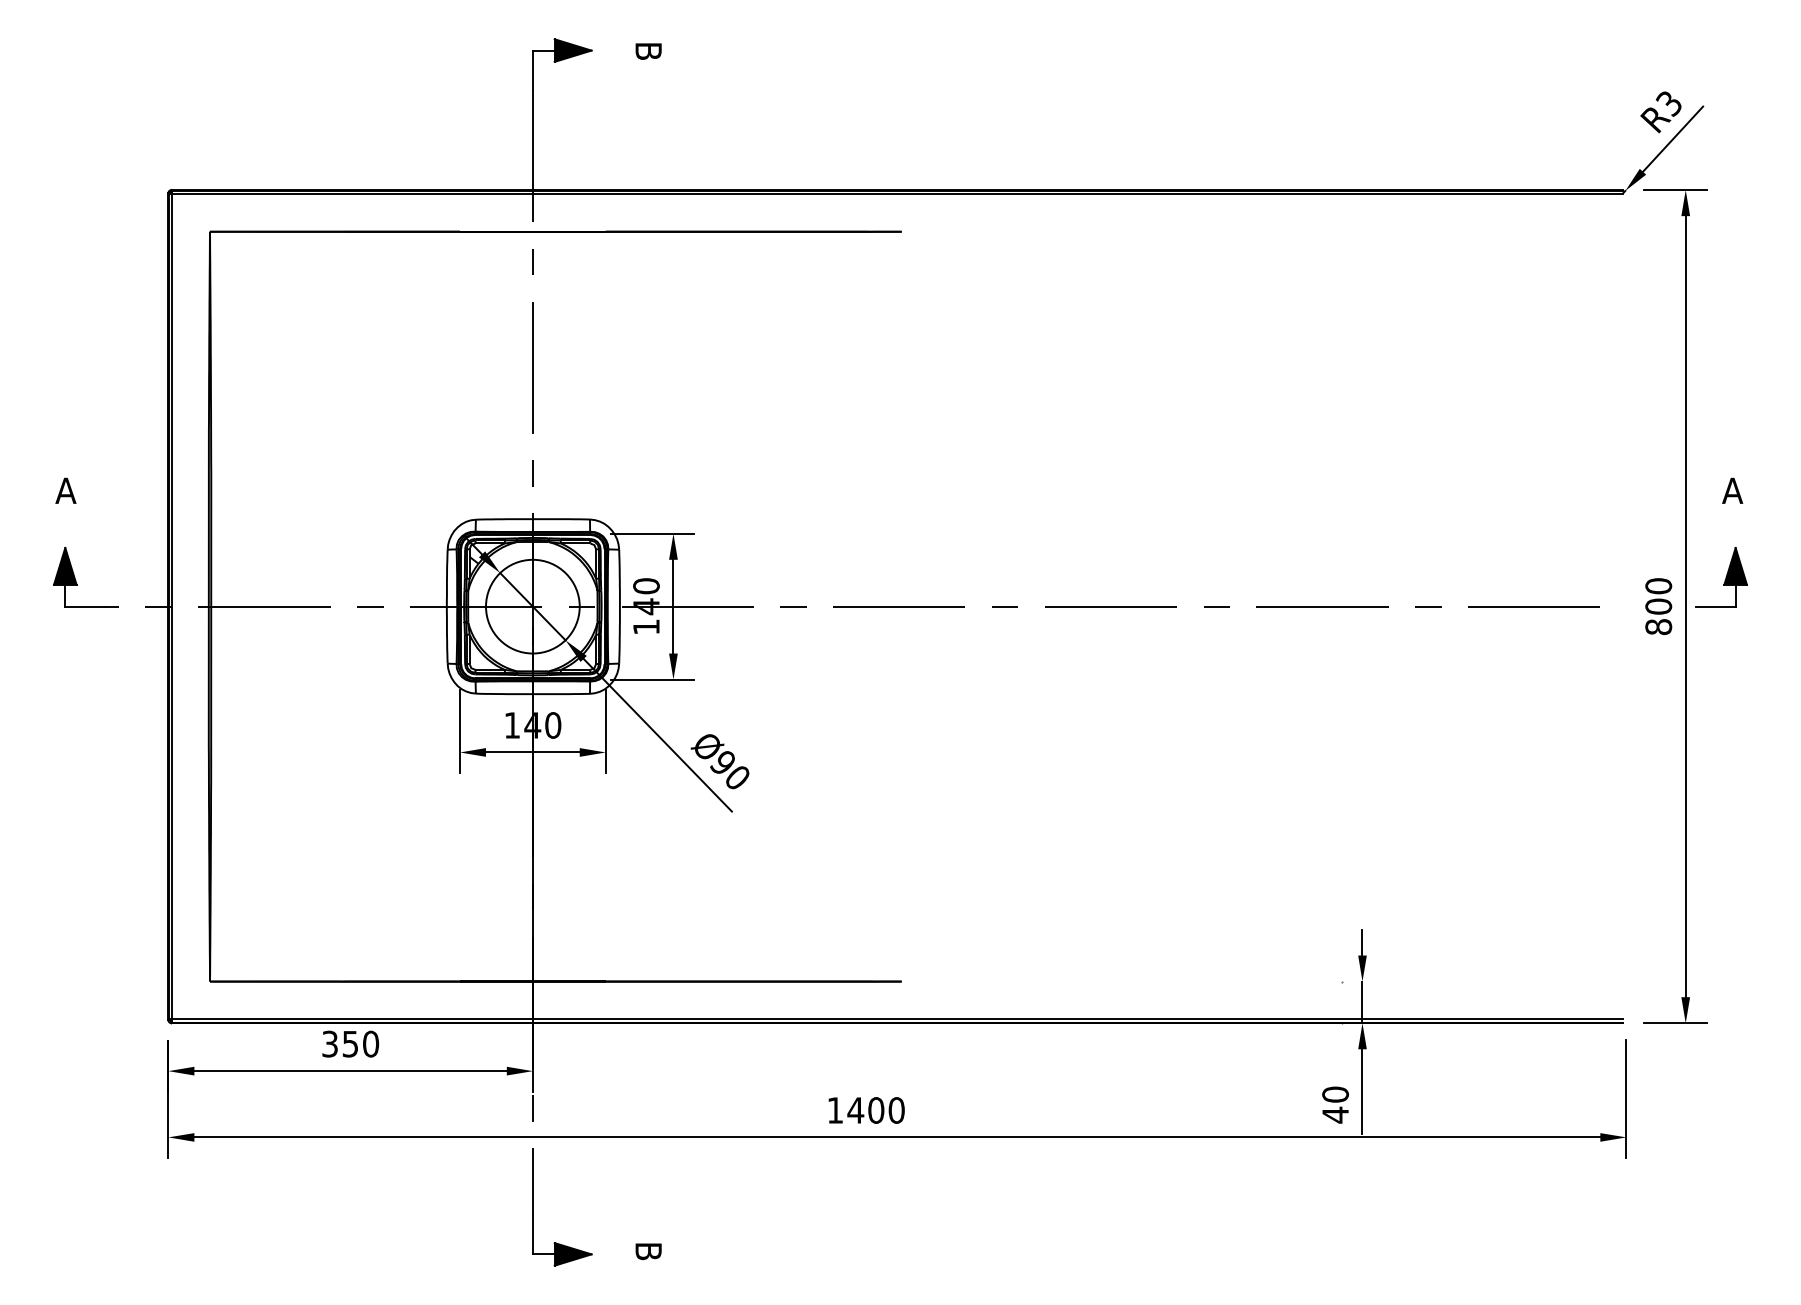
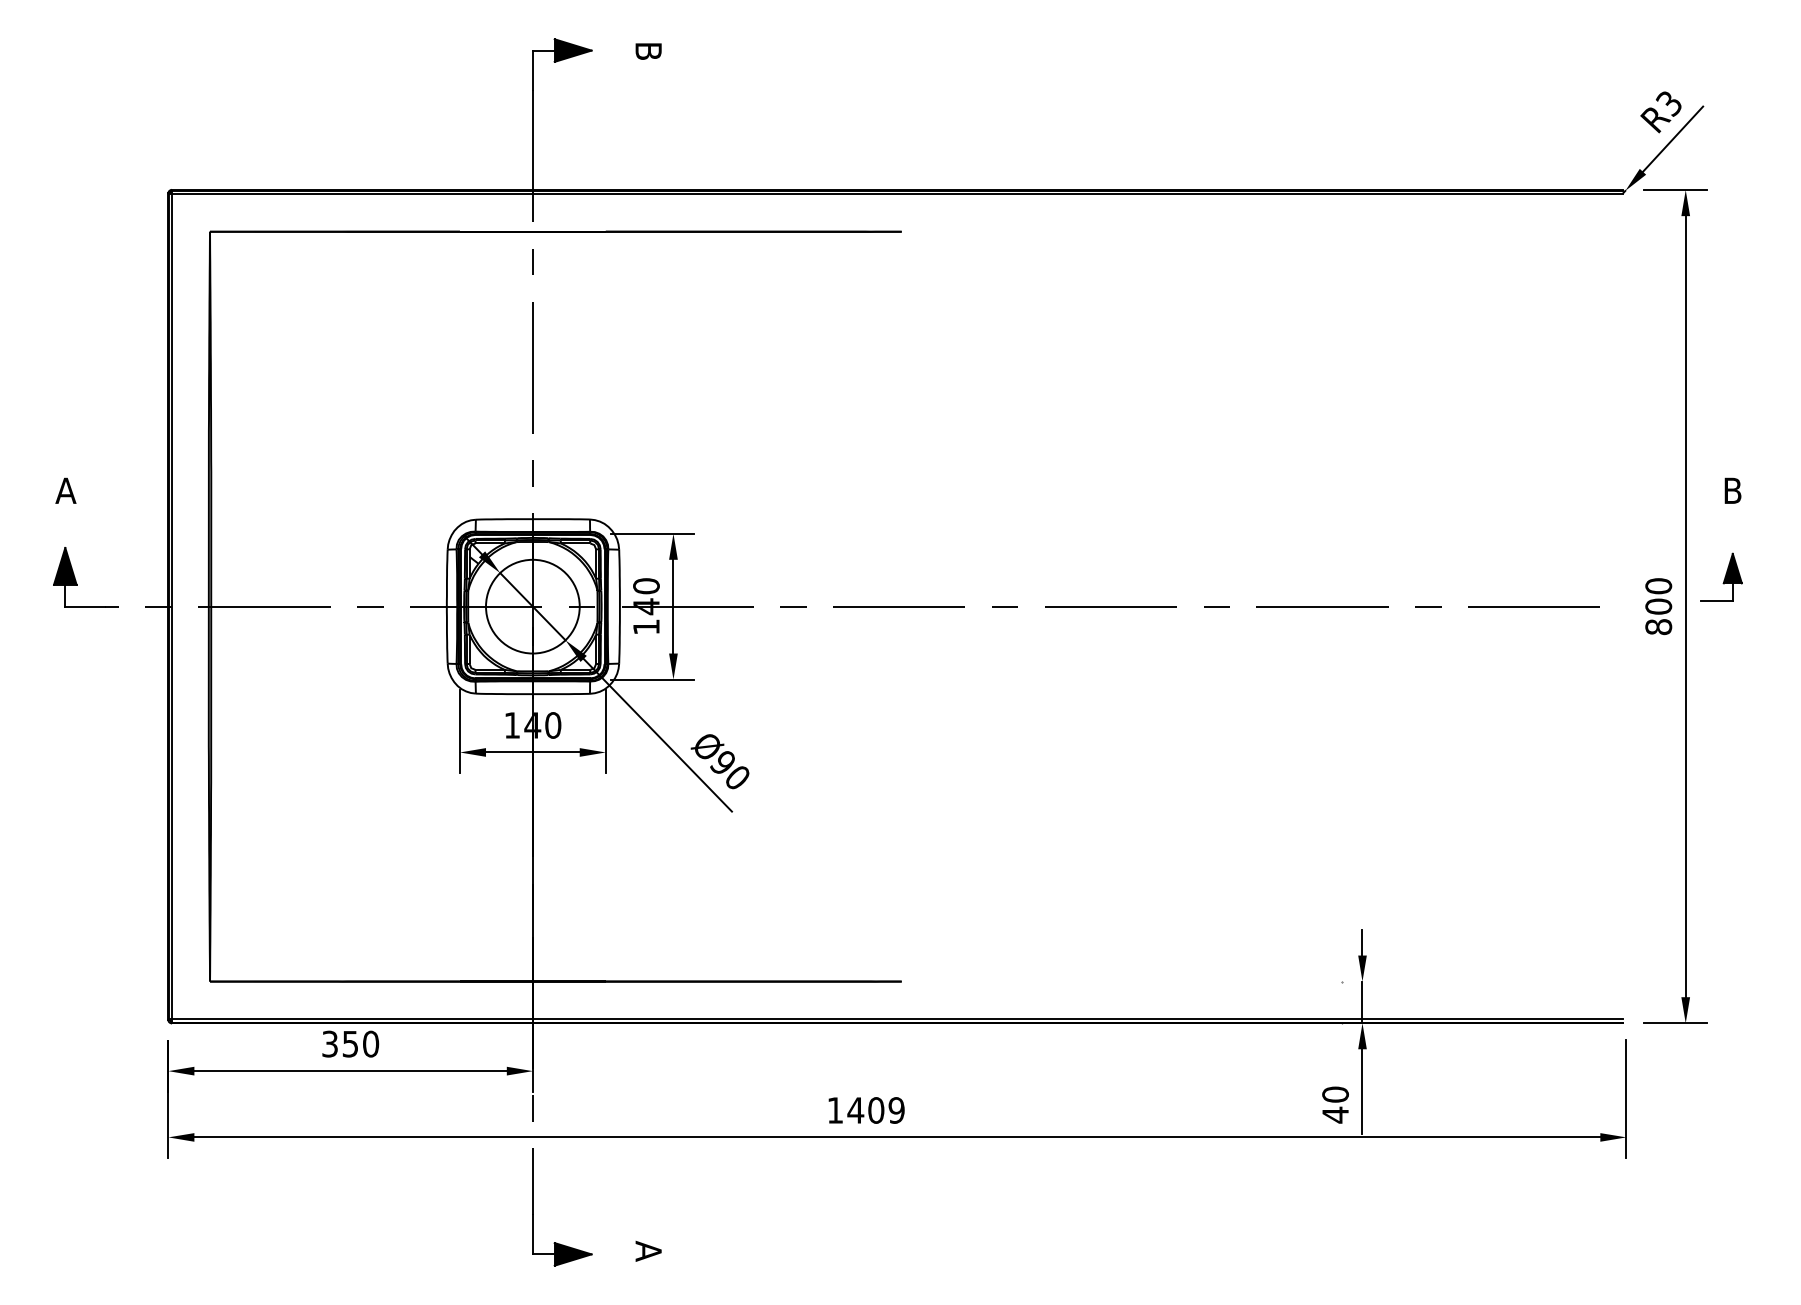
text: A -> B (1732, 490)
part size: 53x61 px -> 43x50 px (1721, 576)
text: 1400 -> 1409 (896, 1110)
text: B -> A (648, 1250)
